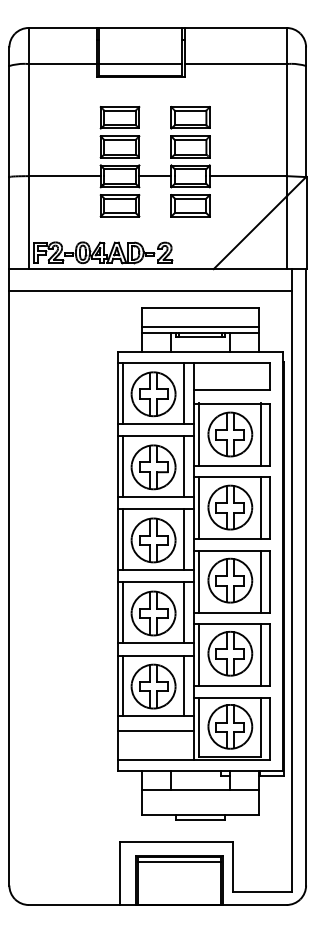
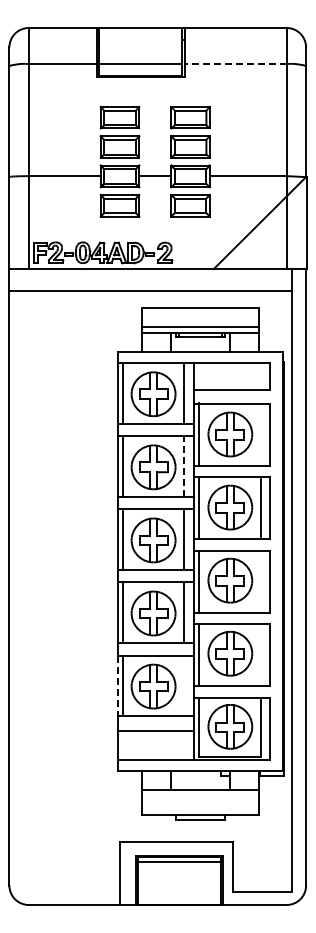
line: solid -> dashed (235, 64)
line: present -> none (261, 434)
line: solid -> dashed (183, 466)
line: present -> none (261, 581)
line: present -> none (261, 655)
line: present -> none (183, 685)
line: solid -> dashed (117, 686)
